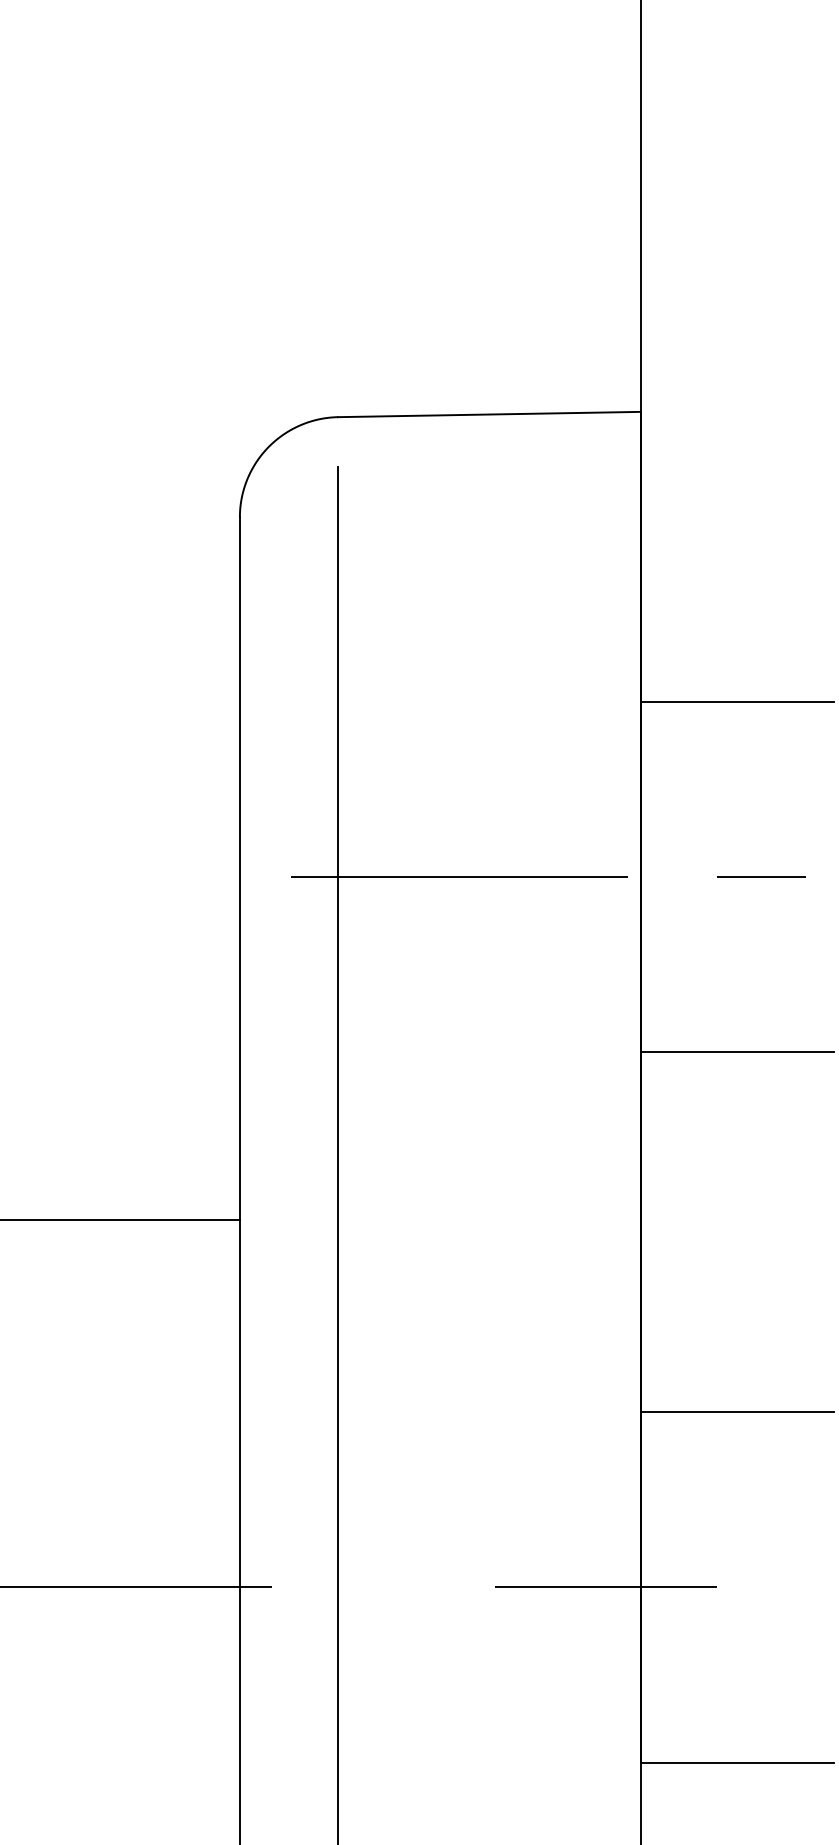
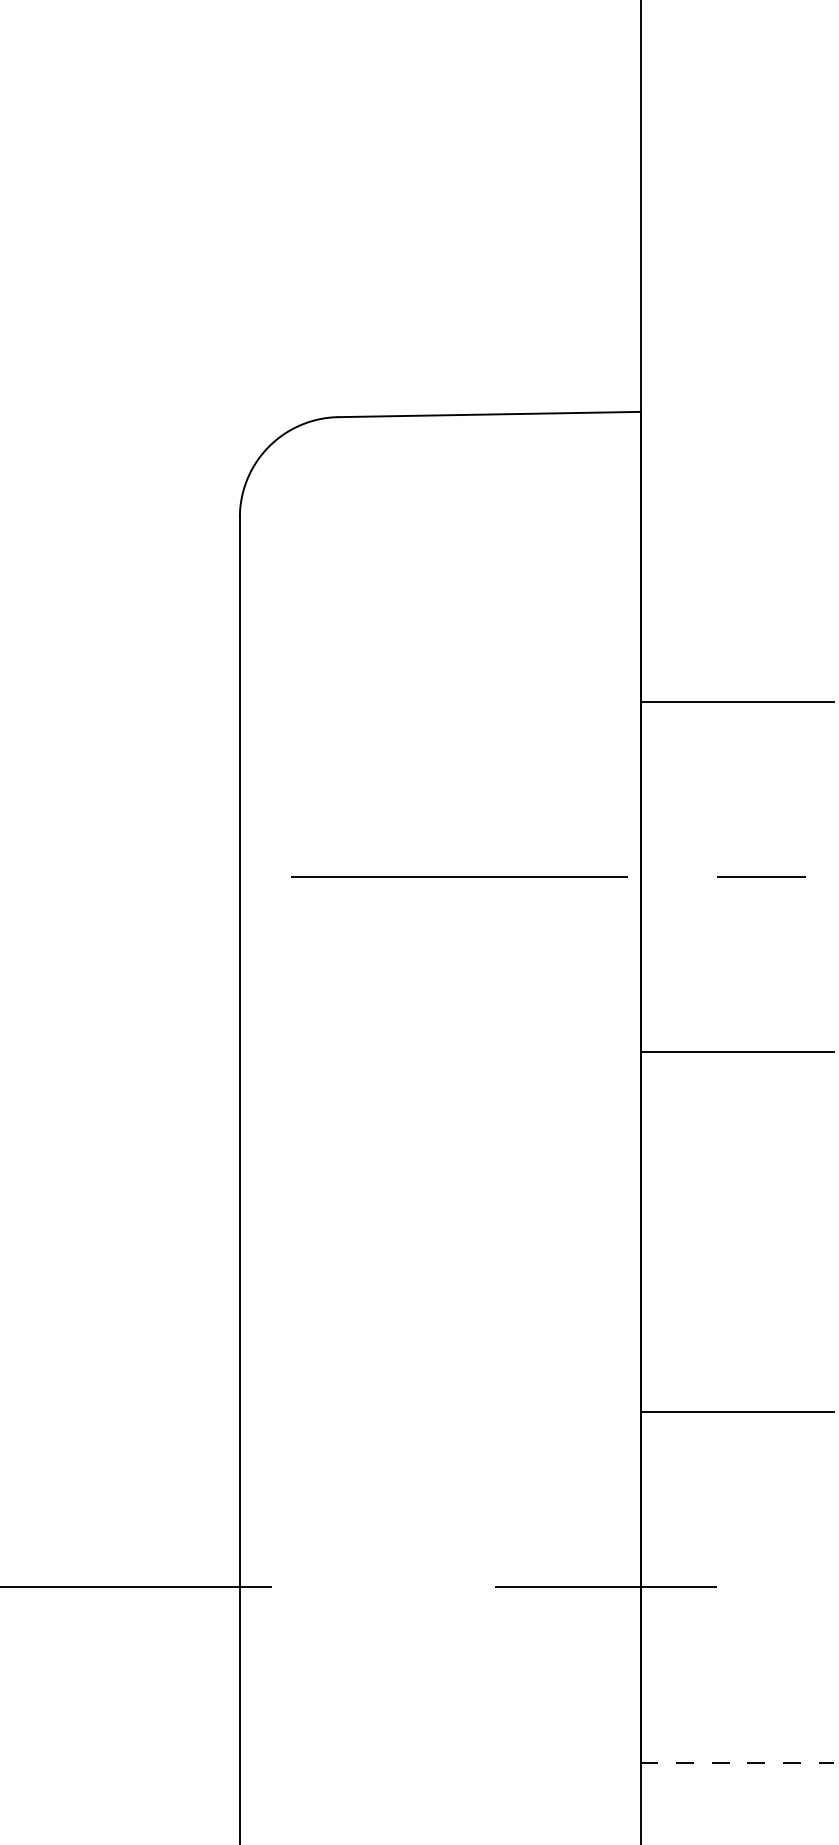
line: present -> none (338, 1154)
line: present -> none (120, 1220)
line: solid -> dashed (737, 1762)
